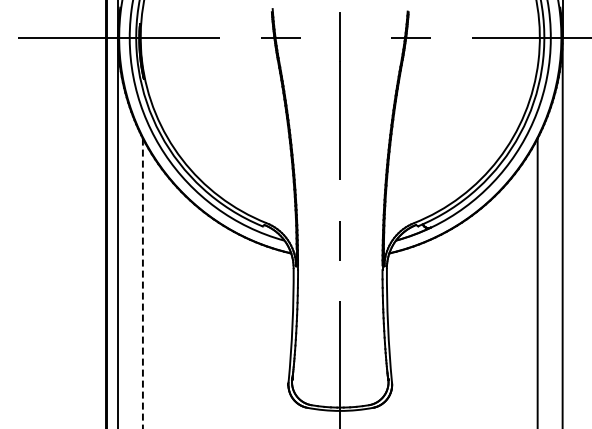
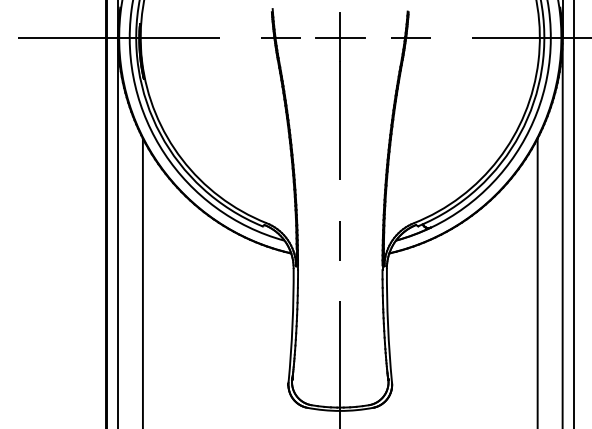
line: none -> present (339, 37)
line: none -> present (573, 213)
line: dashed -> solid (142, 283)
